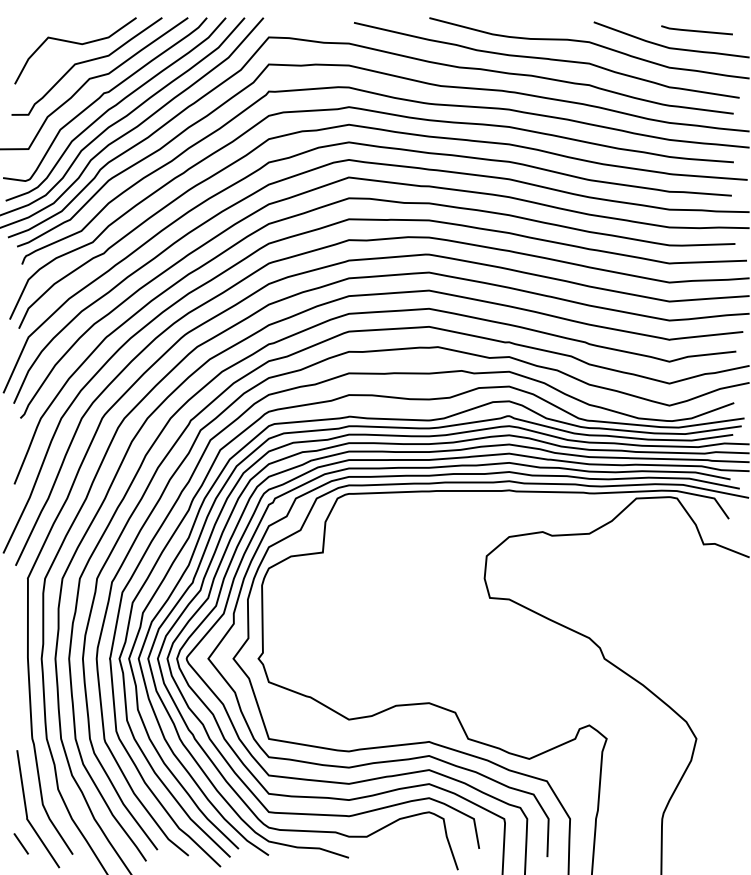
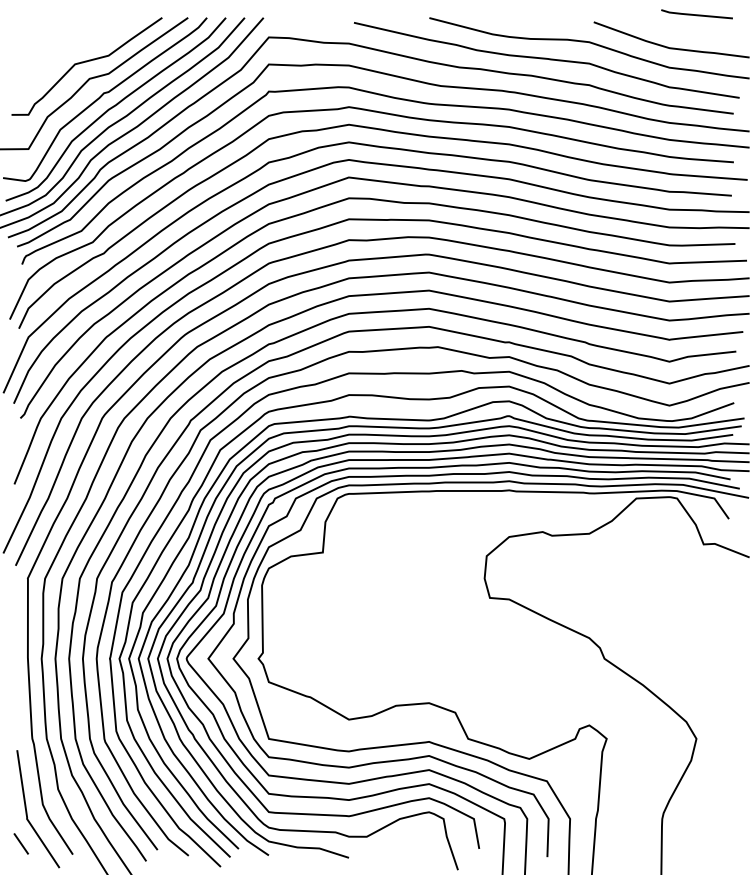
line position: (696, 30) -> (696, 14) (696, 14)
curve: present -> none (77, 44)
